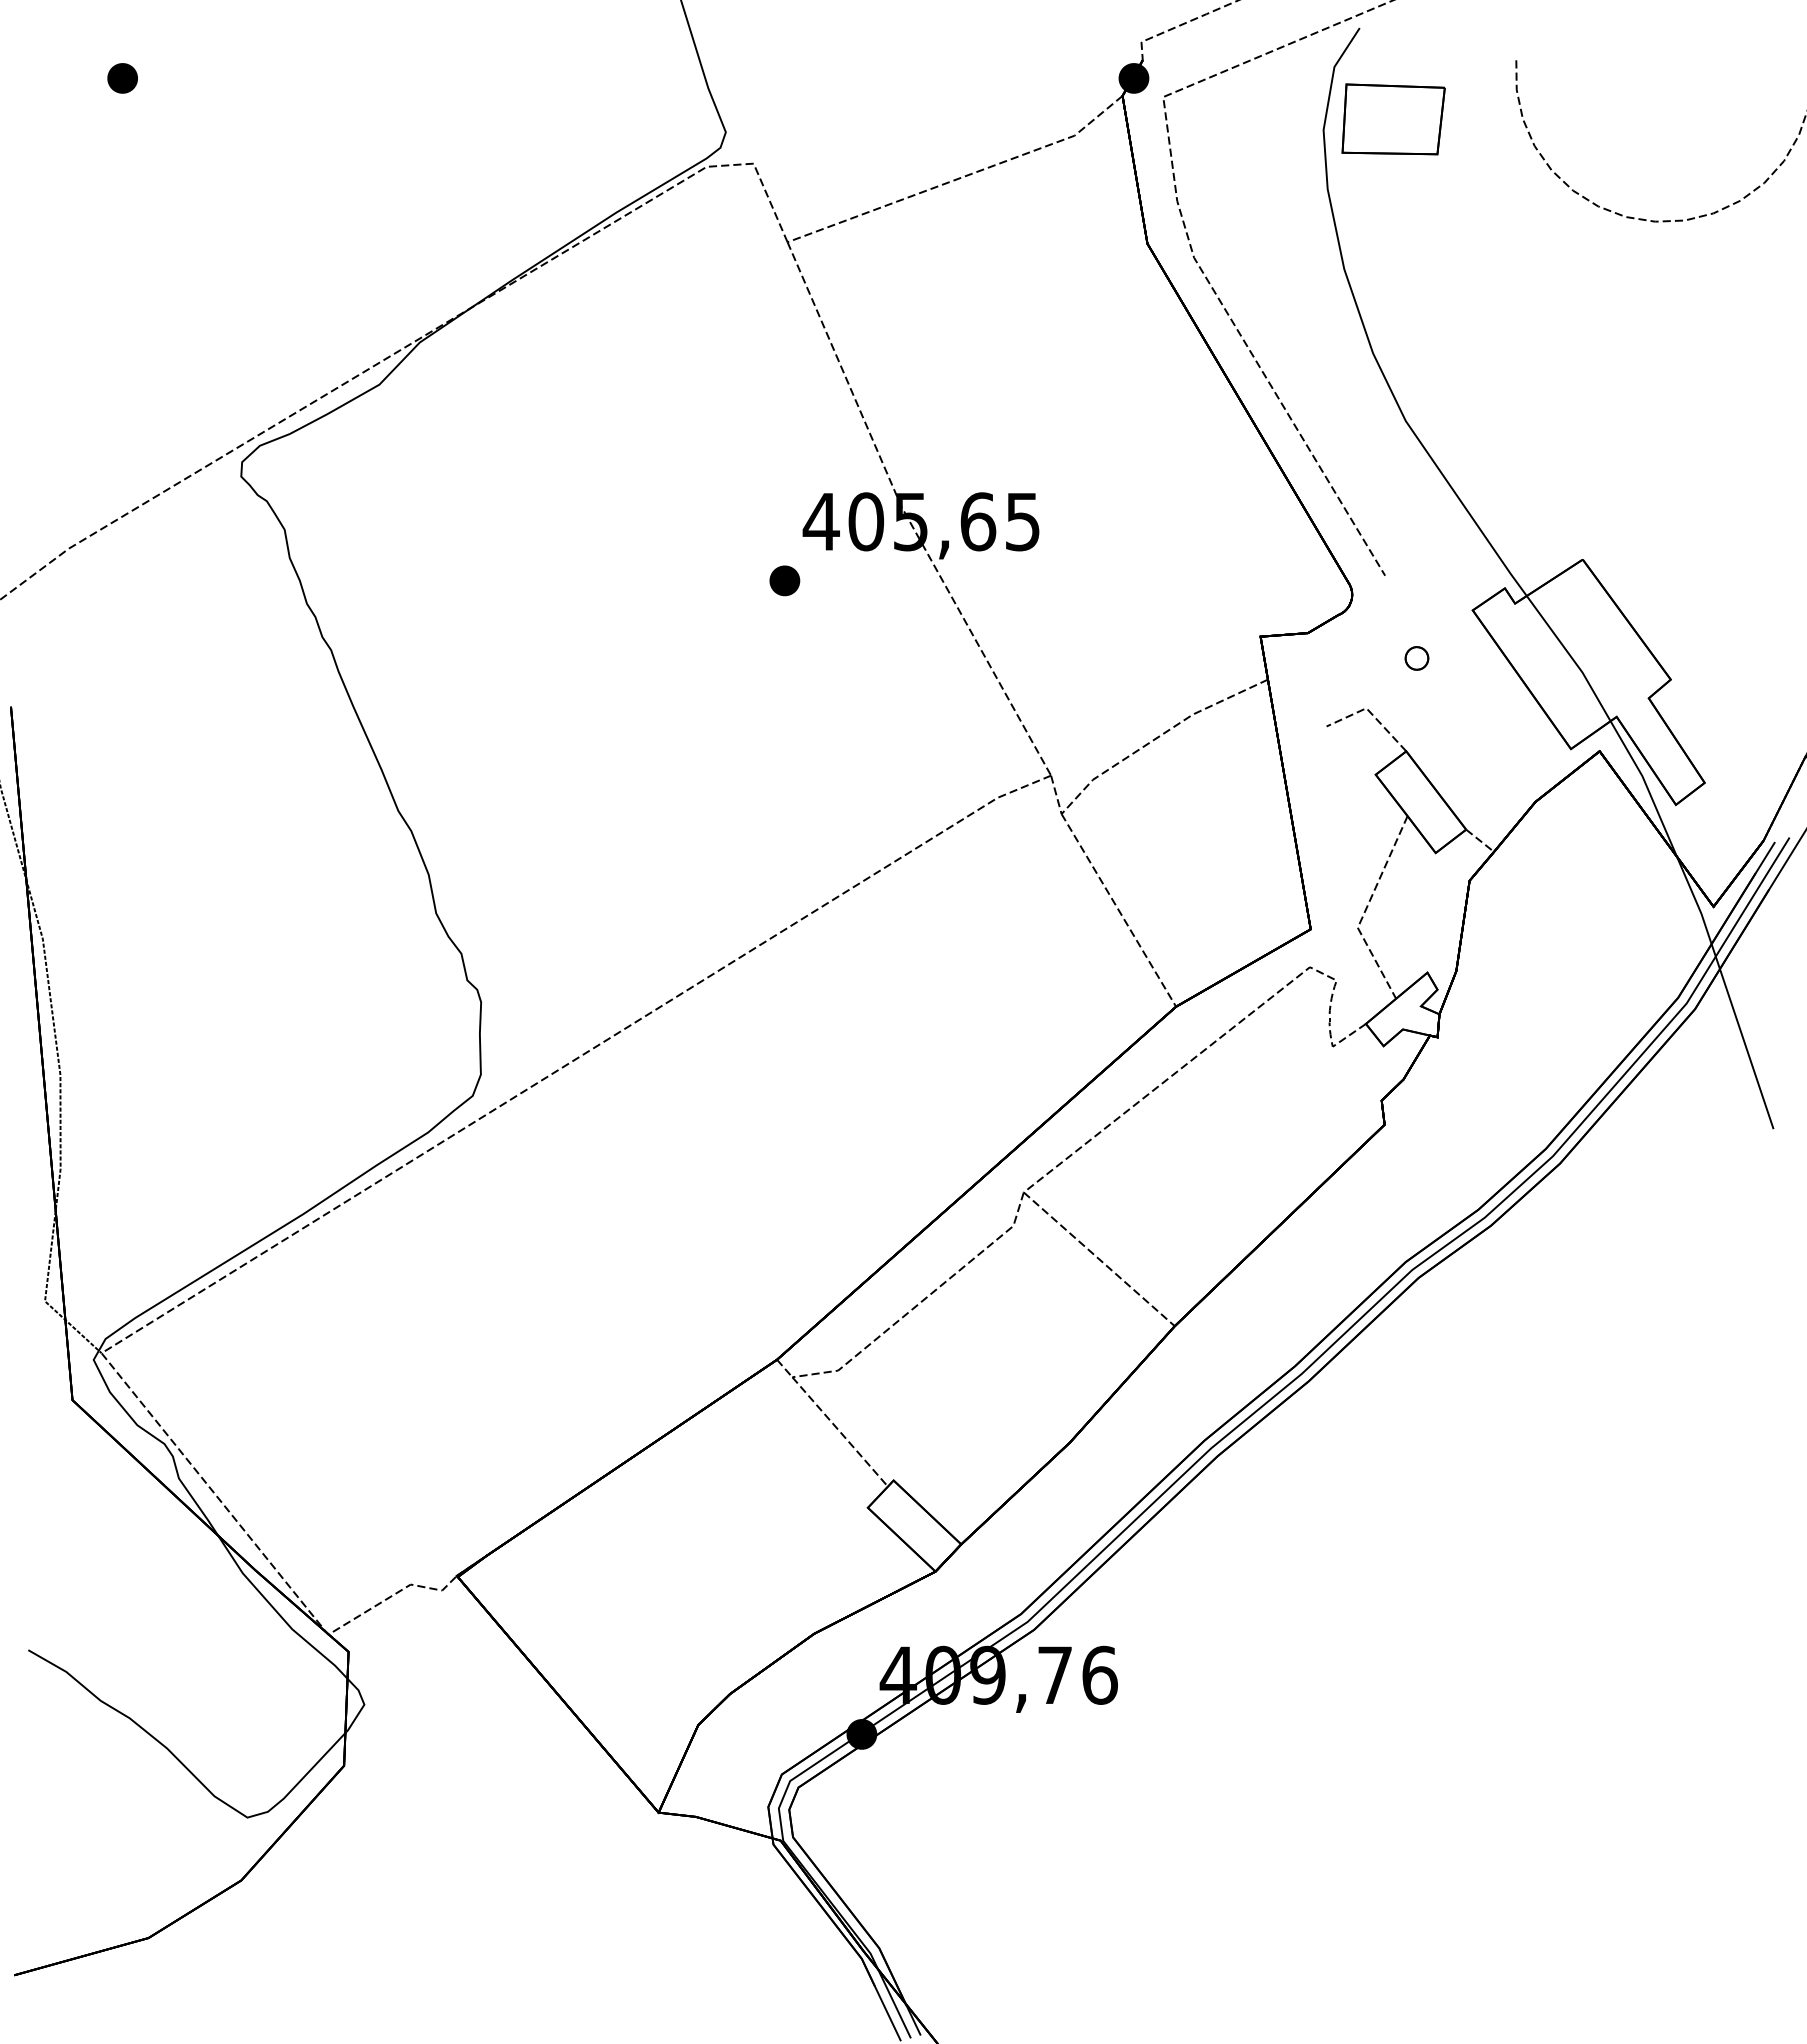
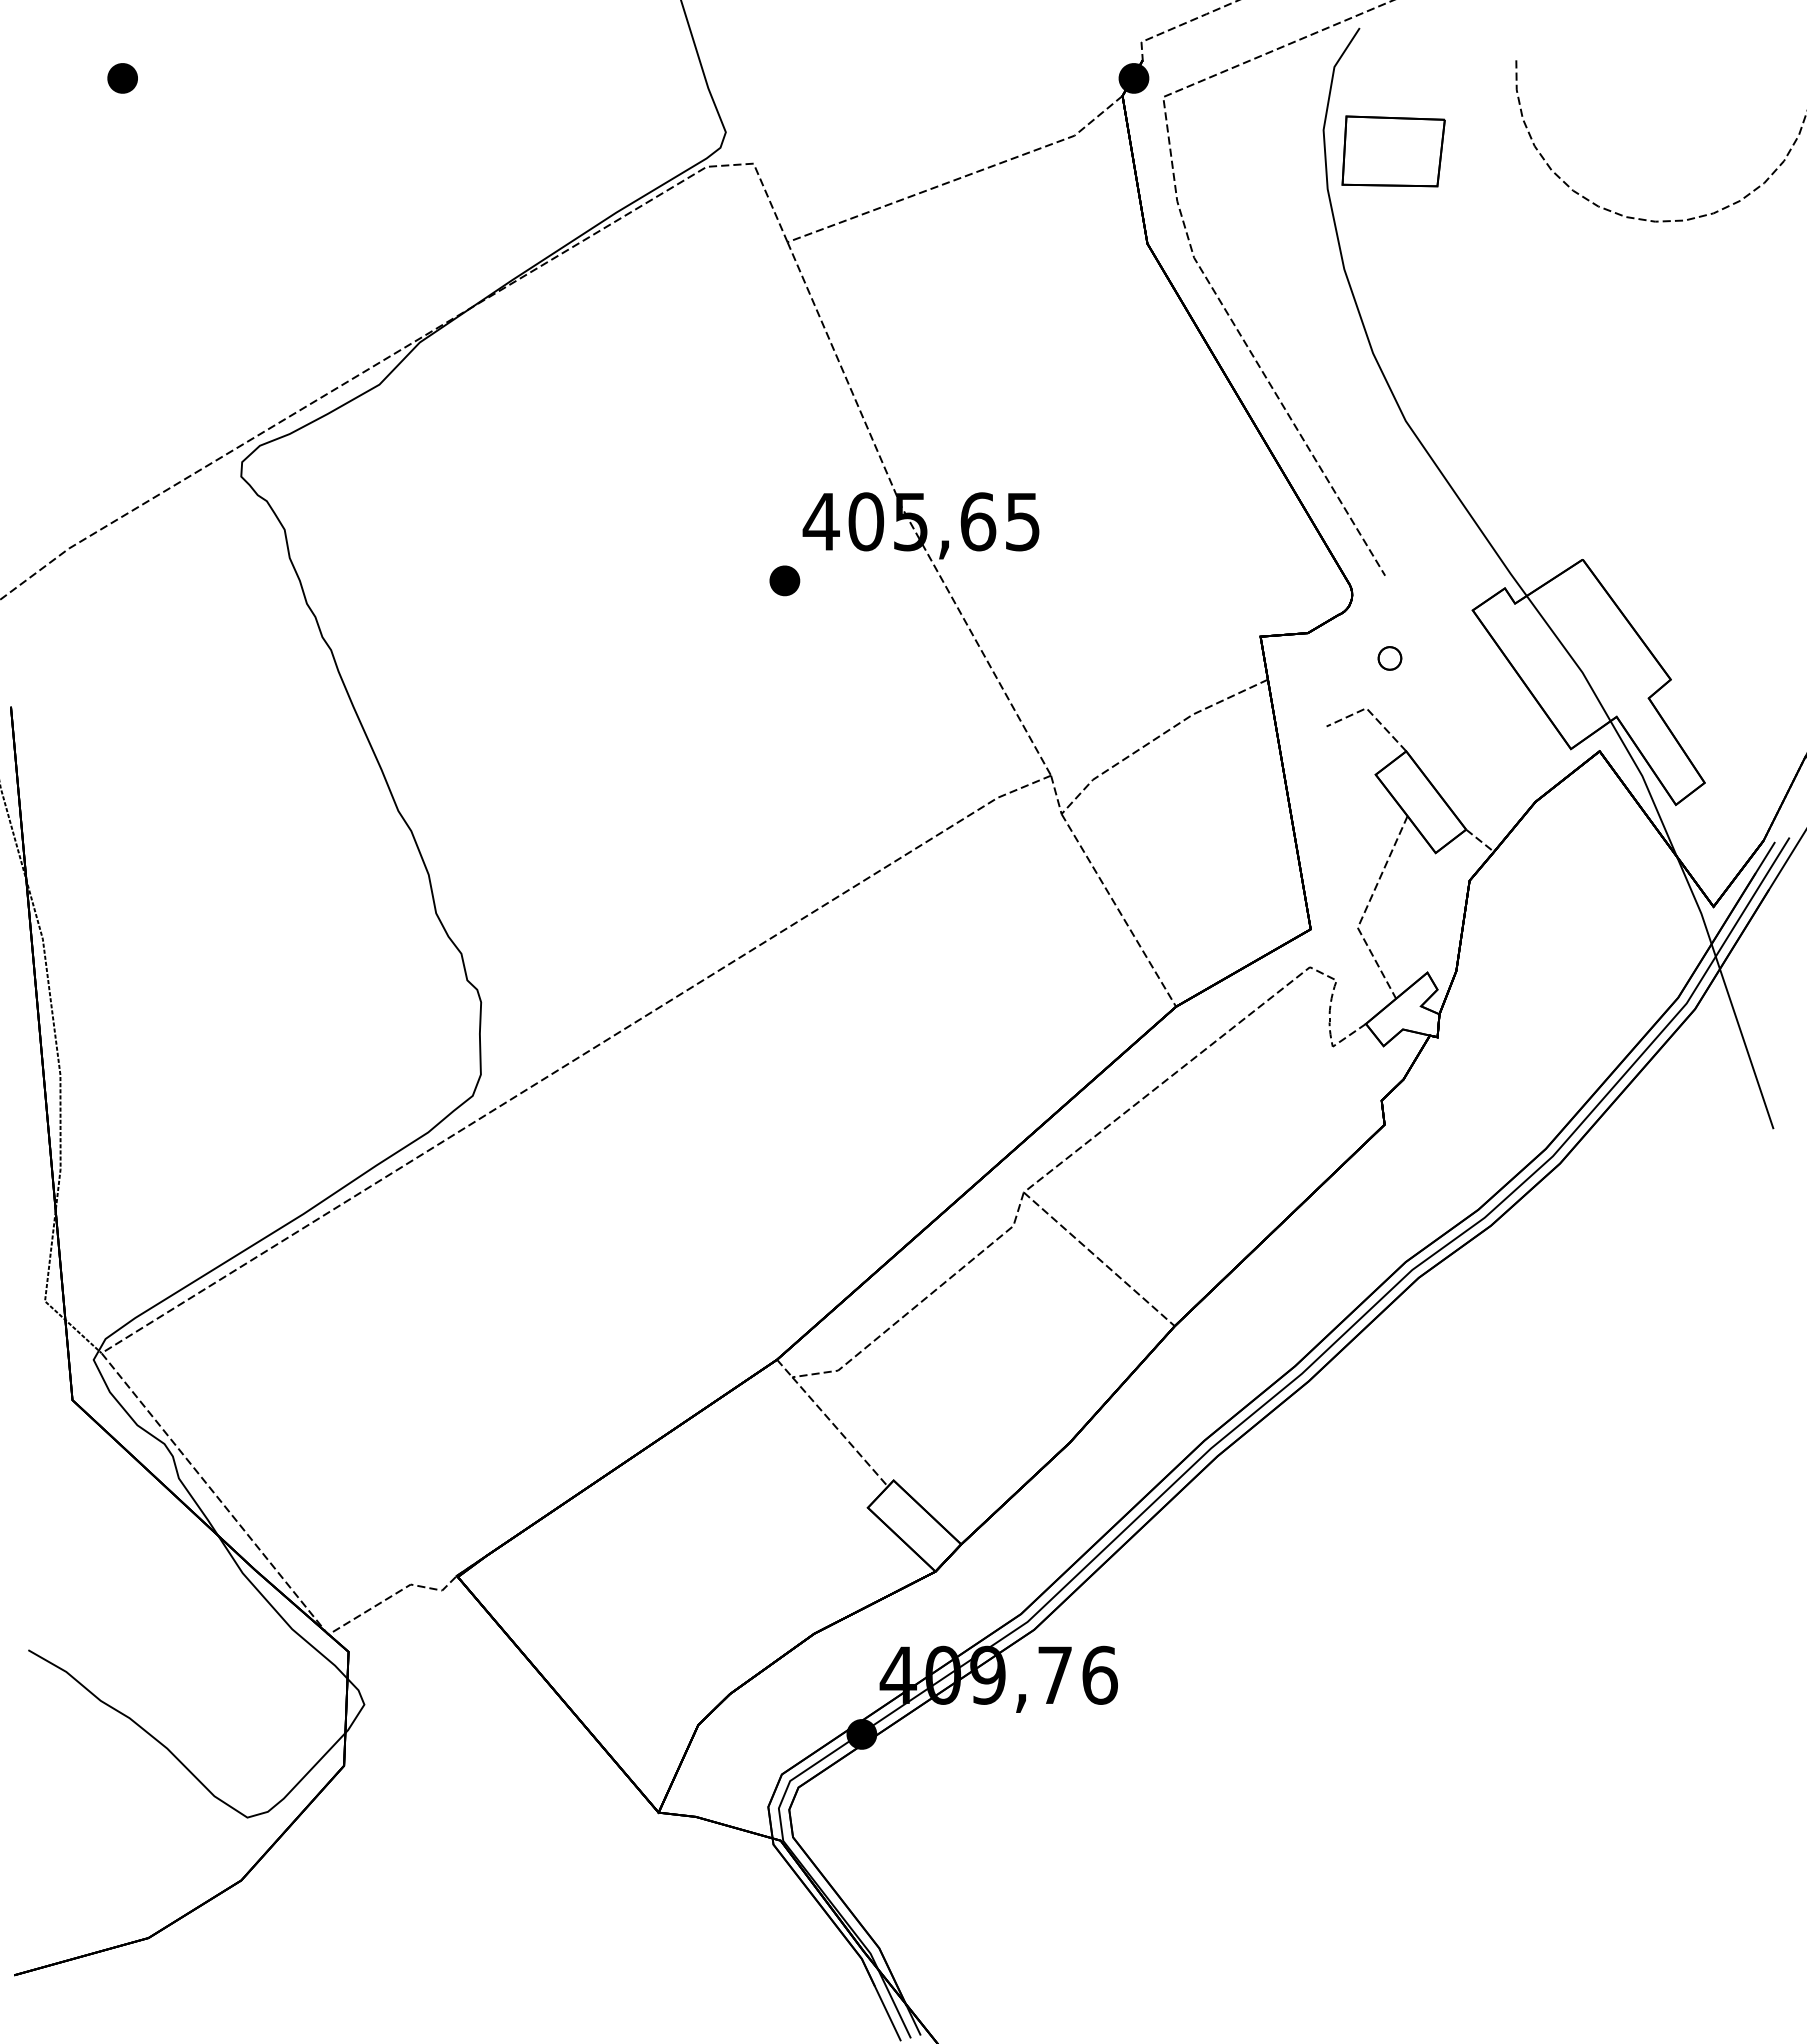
part position: (1393, 119) -> (1393, 151) (1393, 151)
part position: (1416, 658) -> (1389, 658) (1389, 658)
